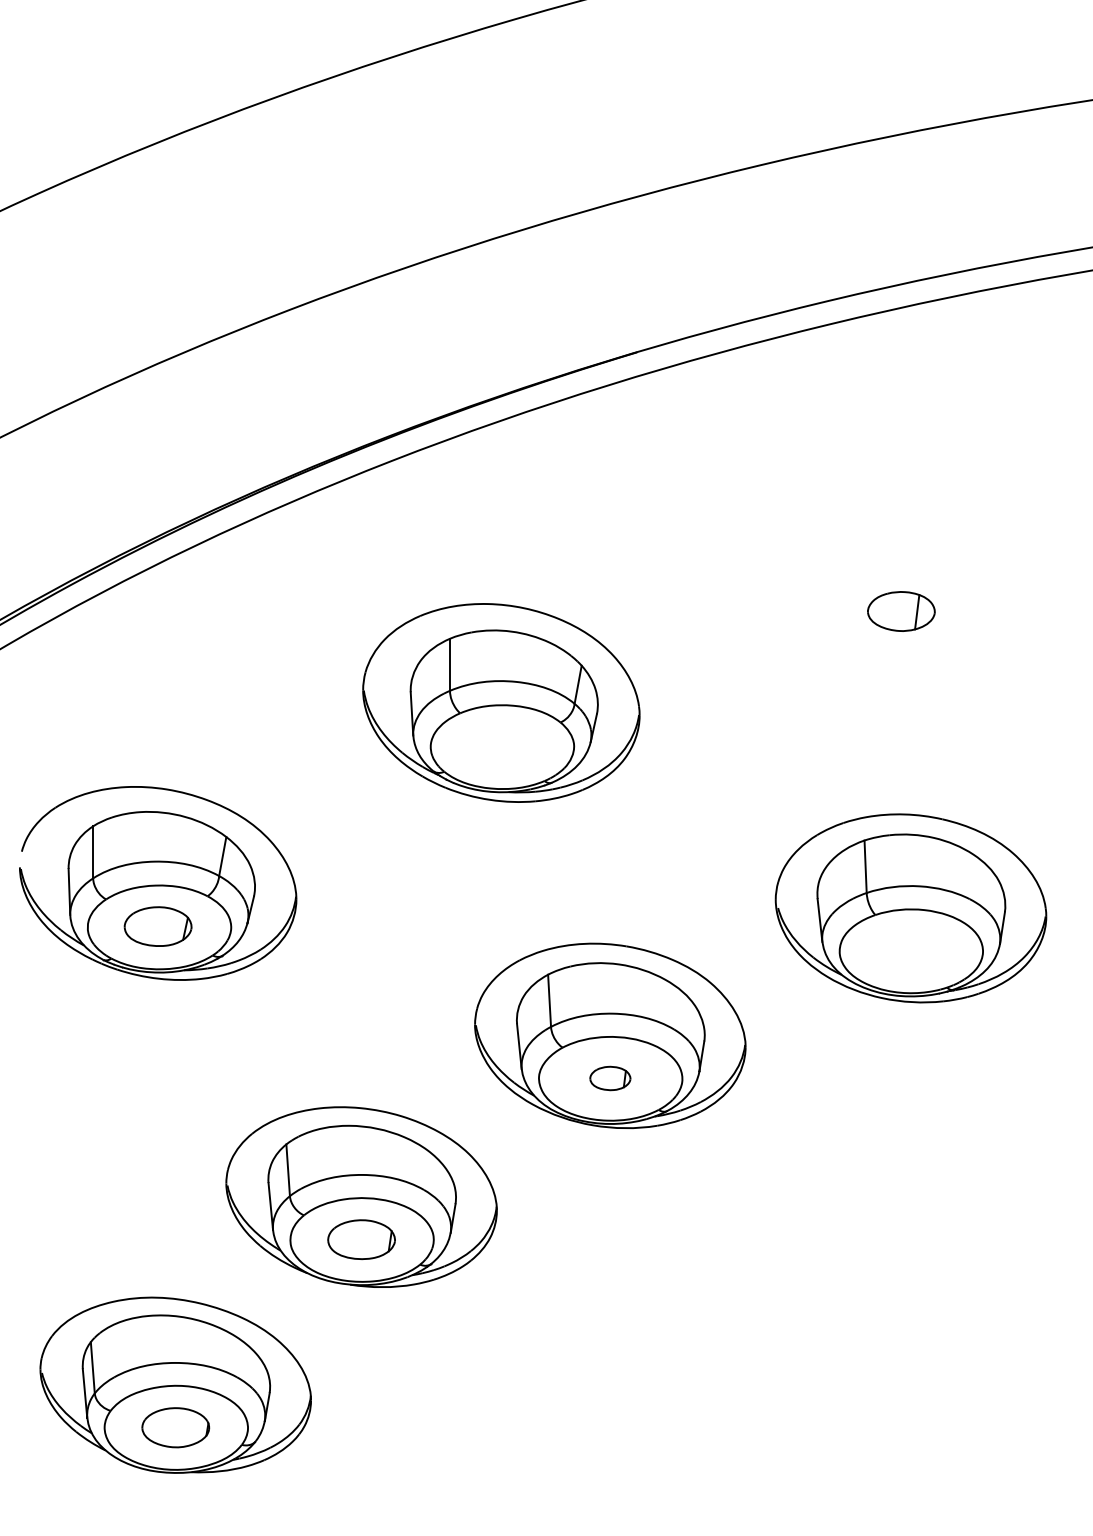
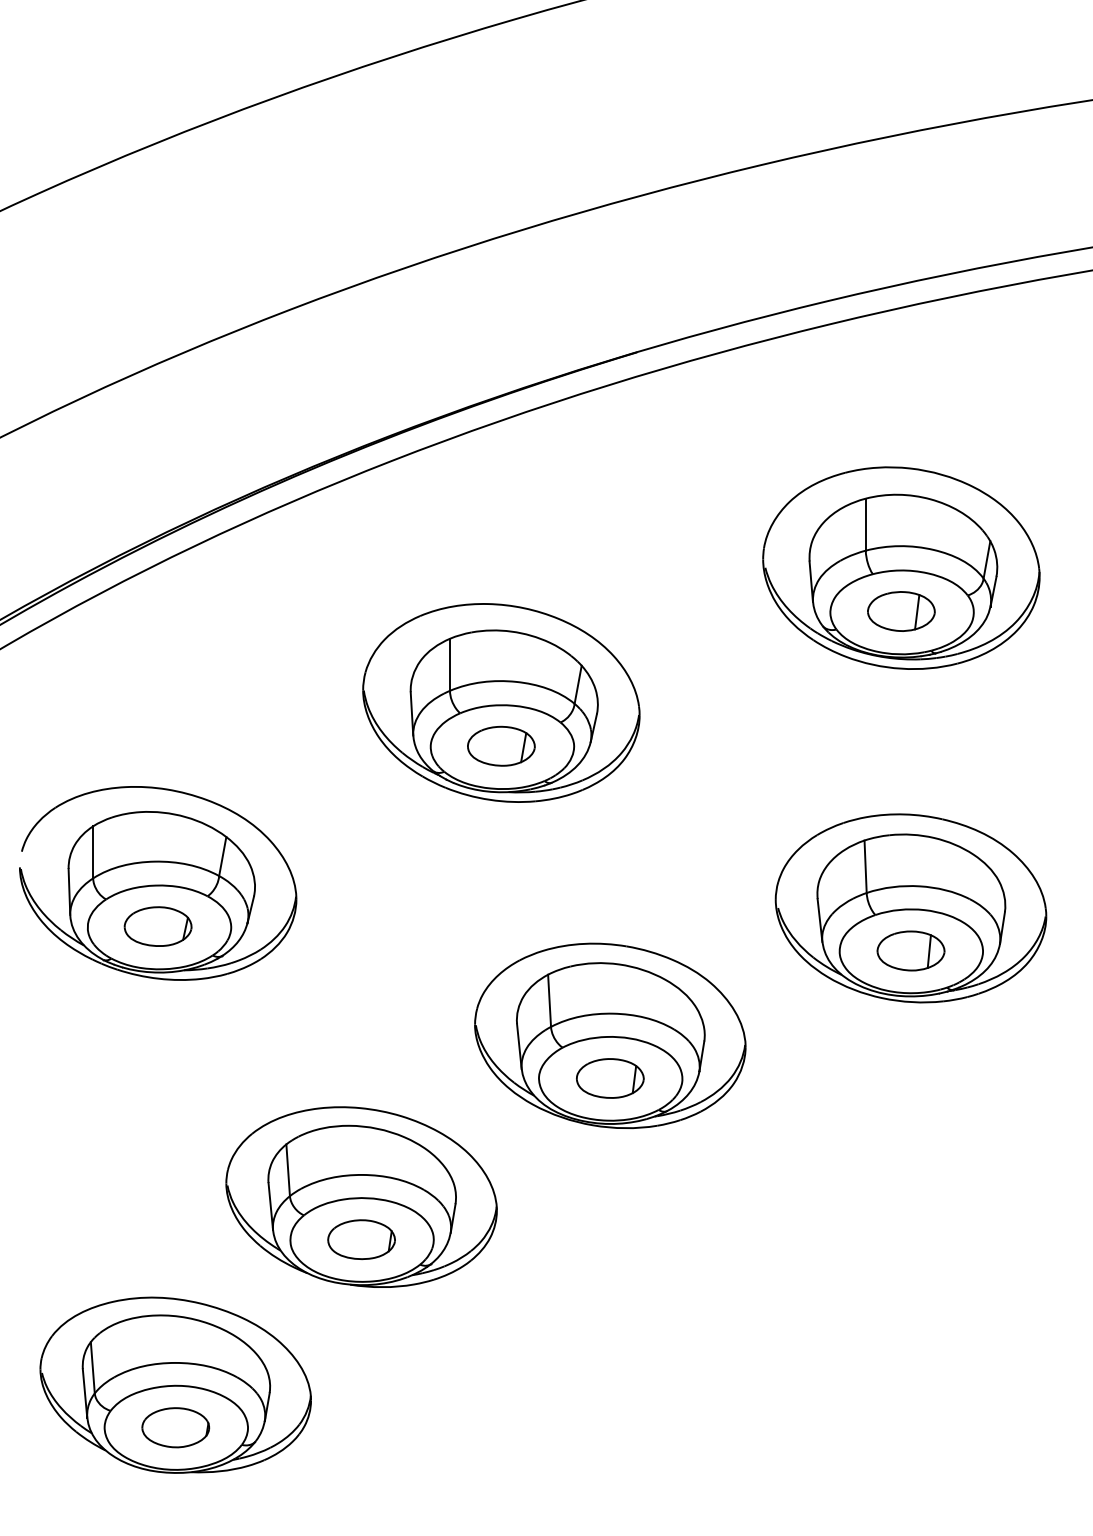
part: none -> present (901, 567)
part: none -> present (501, 745)
part: none -> present (910, 950)
part size: 43x27 px -> 69x41 px (610, 1078)
